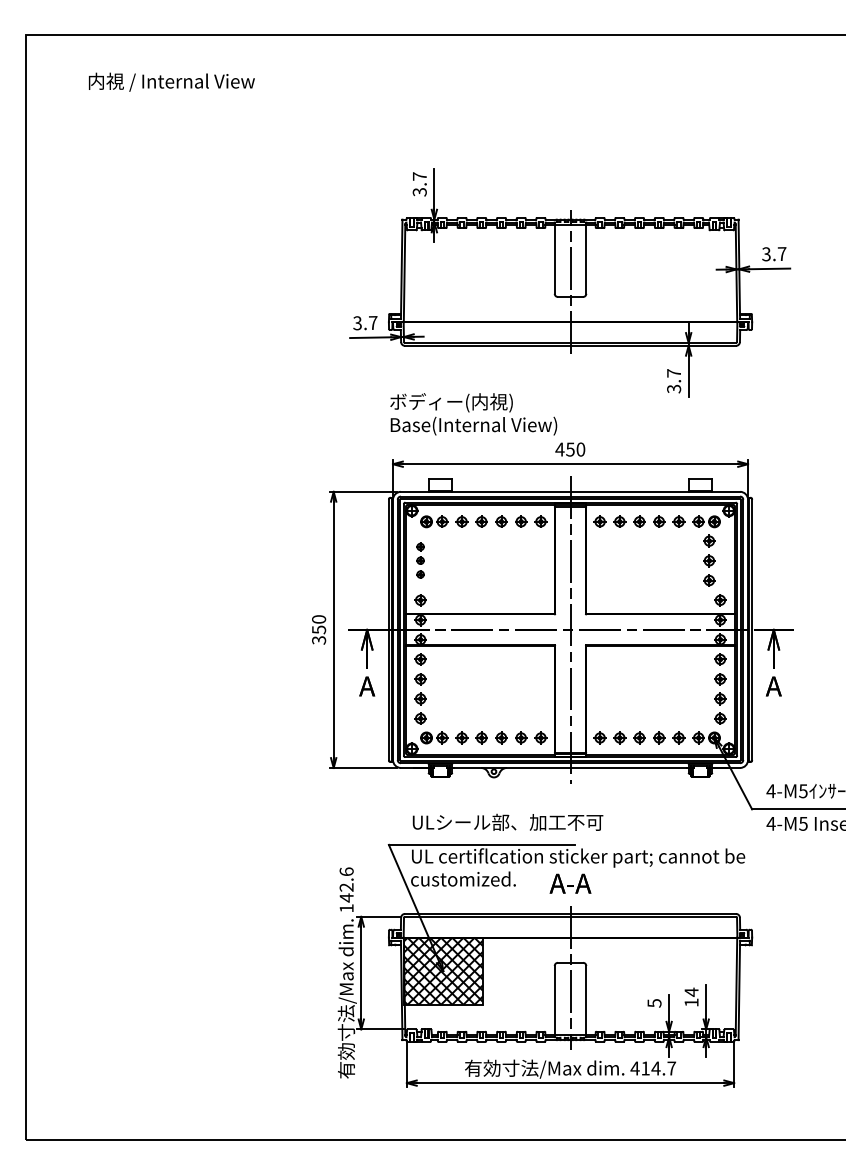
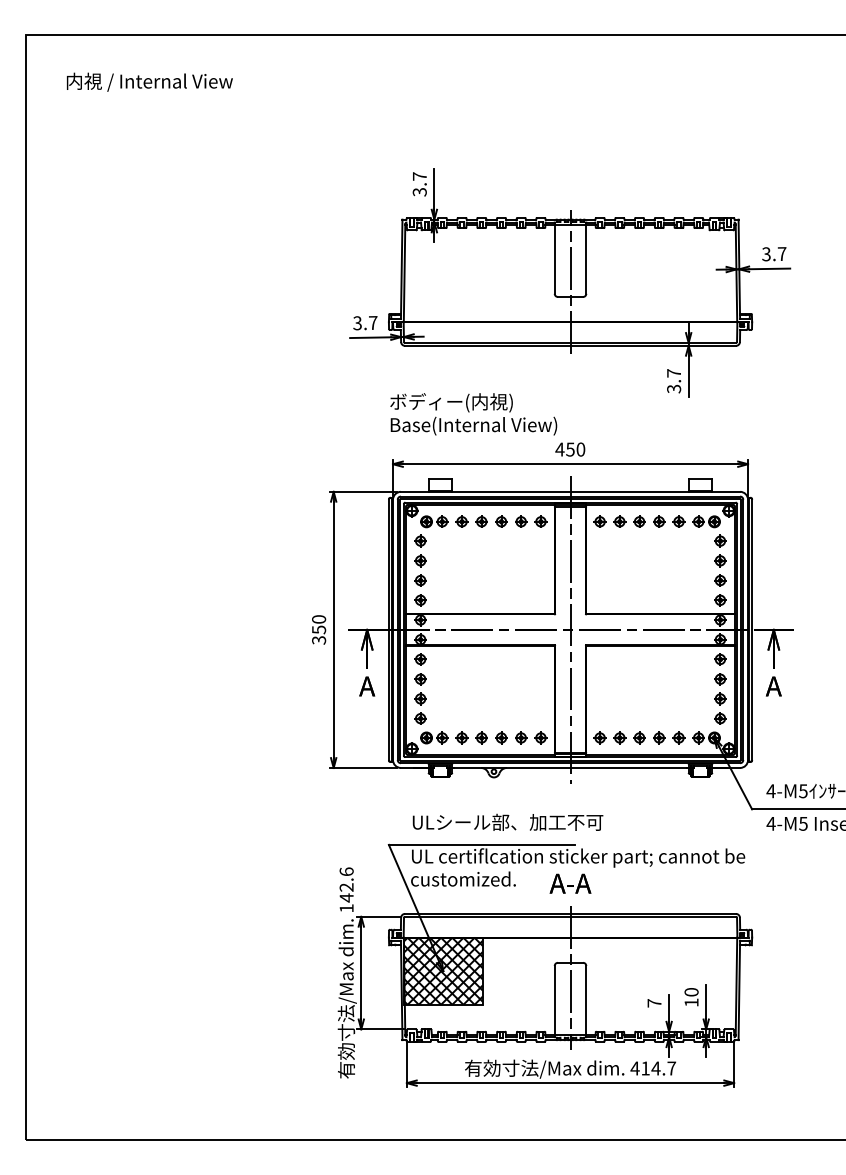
text position: (171, 81) -> (149, 81) (149, 81)
part size: 9x37 px -> 13x53 px (420, 560)
part position: (709, 560) -> (720, 560) (720, 560)
text: 14 -> 10 (691, 991)
text: 5 -> 7 (654, 1003)
